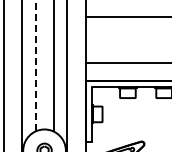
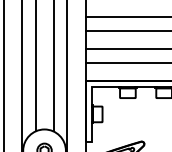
line: none -> present (126, 31)
line: none -> present (126, 49)
line: dashed -> solid (35, 65)
